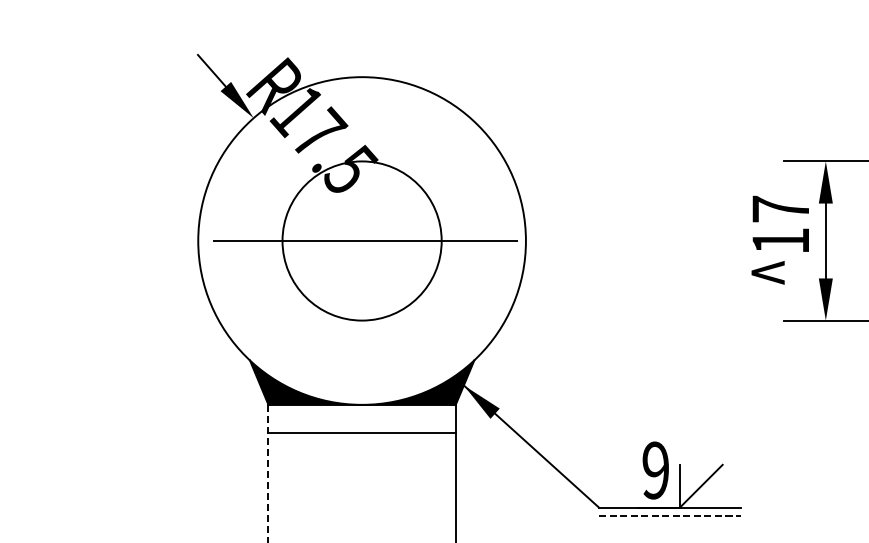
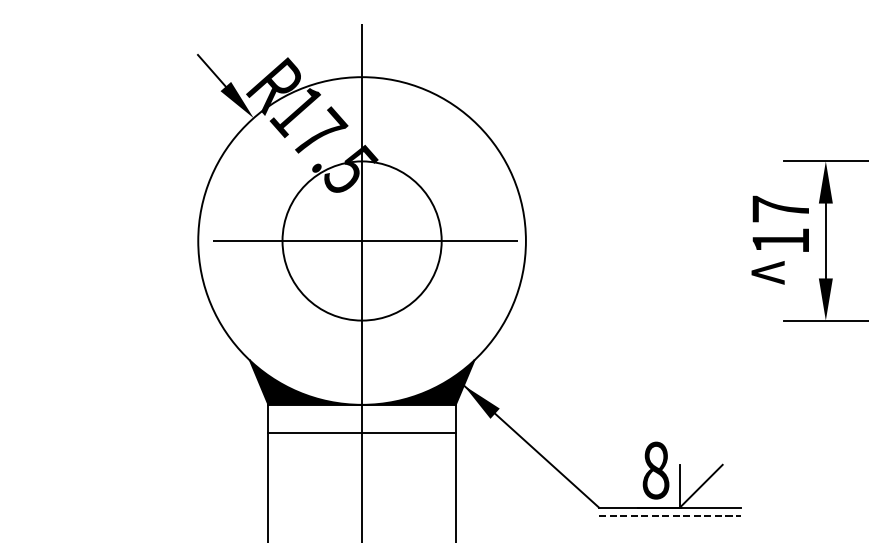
line: none -> present (362, 281)
text: 9 -> 8 (655, 470)
line: dashed -> solid (268, 473)
